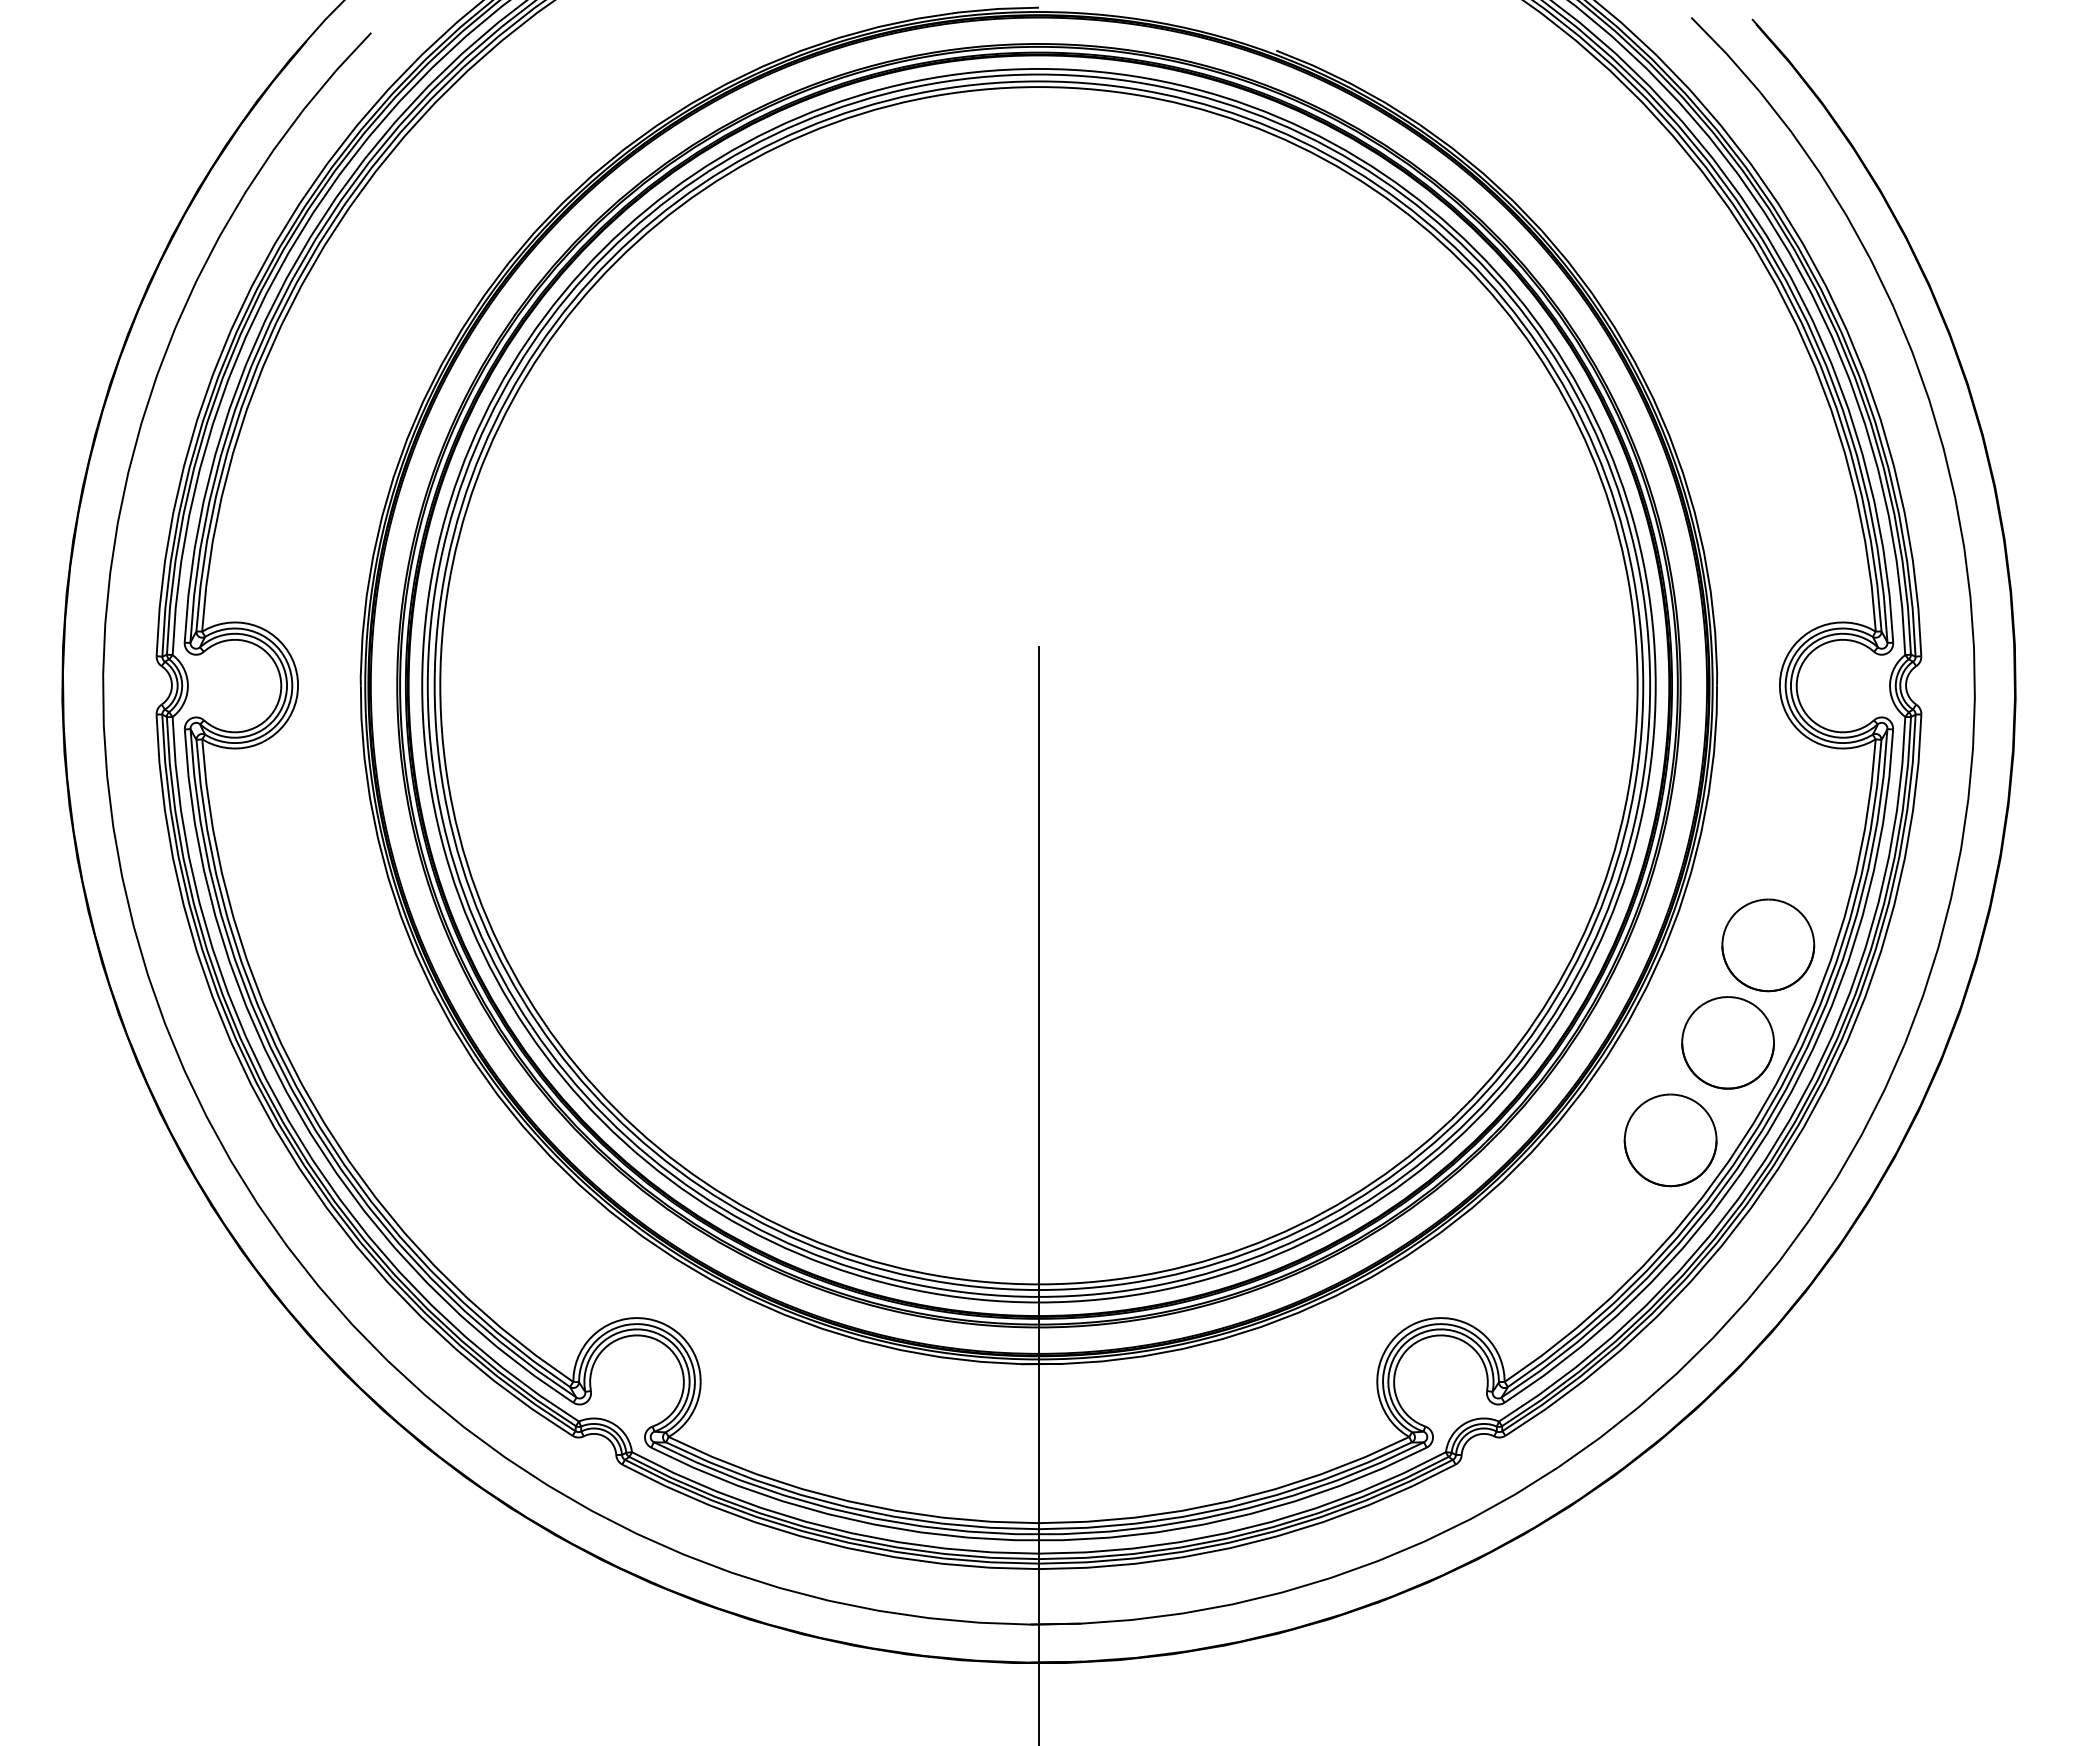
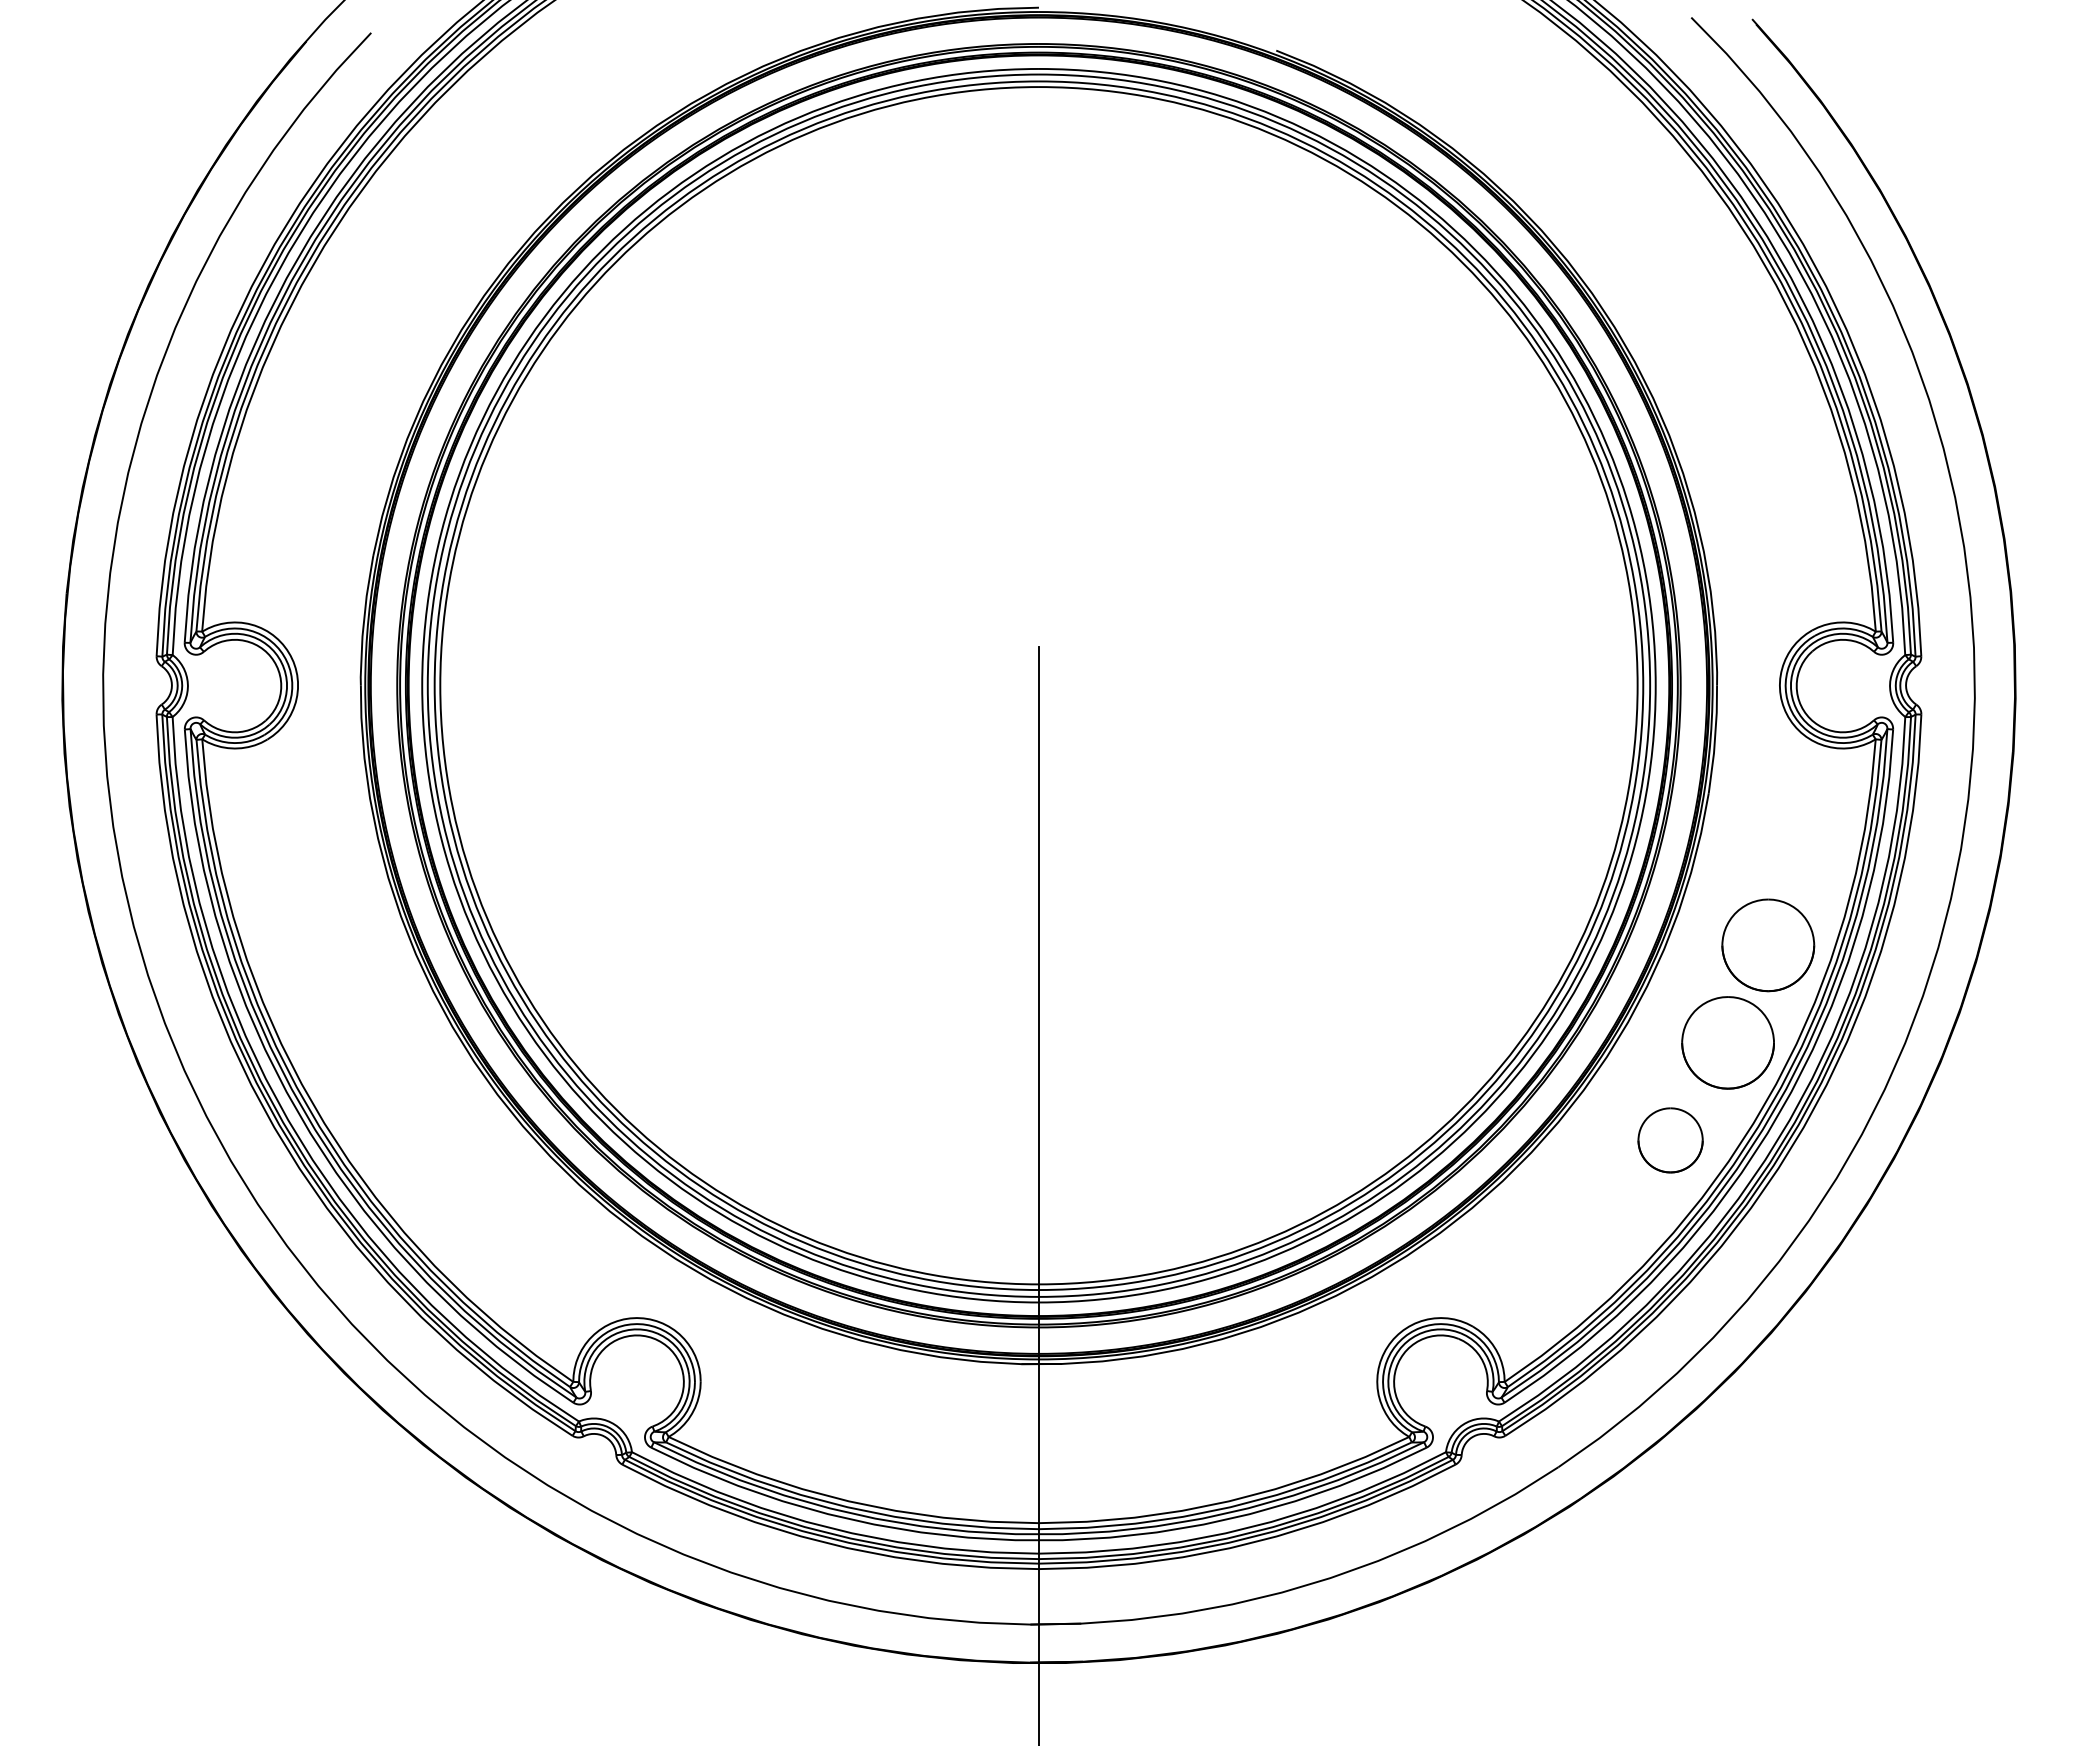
part size: 95x95 px -> 67x67 px (1670, 1140)
